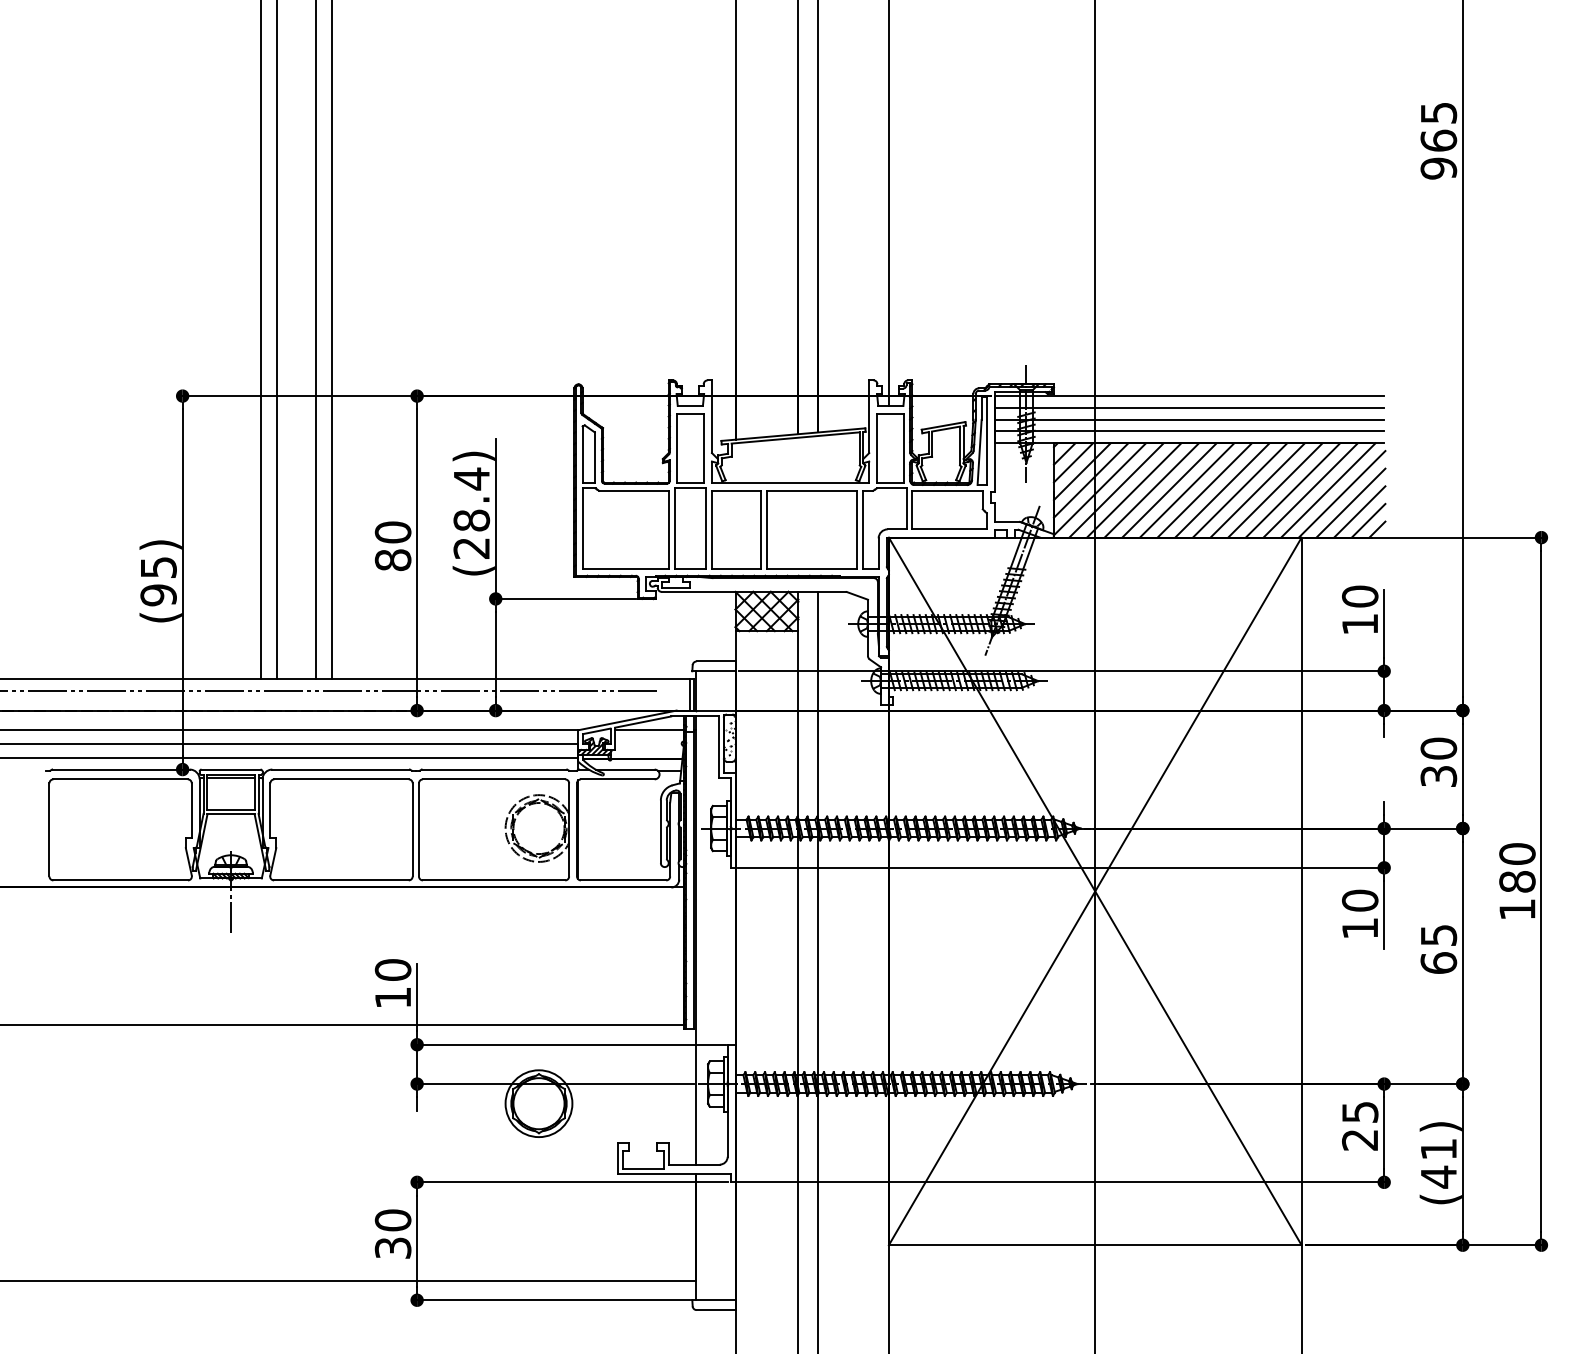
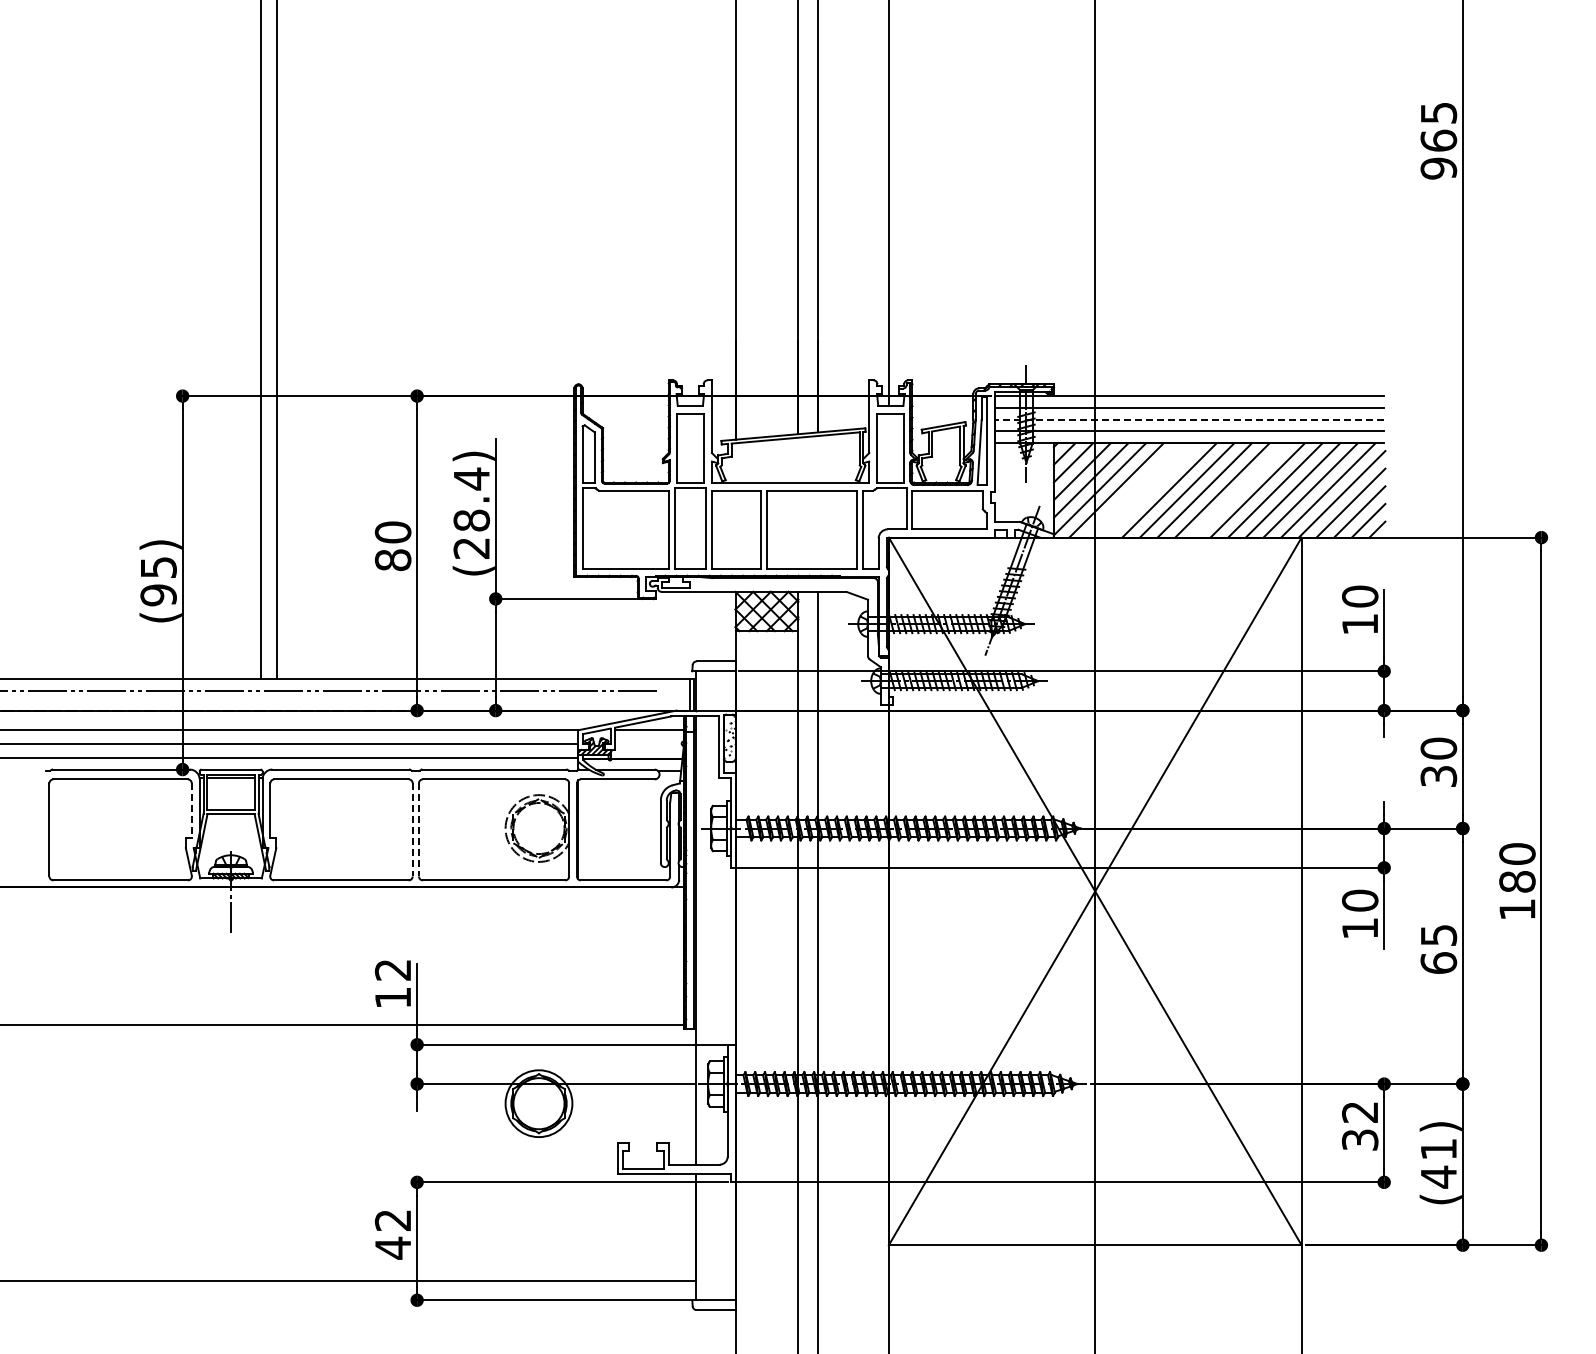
line: present -> none (316, 340)
line: present -> none (332, 340)
line: solid -> dashed (1189, 419)
line: present -> none (1134, 490)
line: present -> none (1151, 490)
line: present -> none (1239, 490)
line: solid -> dashed (191, 810)
line: solid -> dashed (412, 829)
line: solid -> dashed (418, 829)
text: 10 -> 12 (392, 969)
text: 25 -> 32 (1360, 1126)
text: 30 -> 42 (392, 1234)
